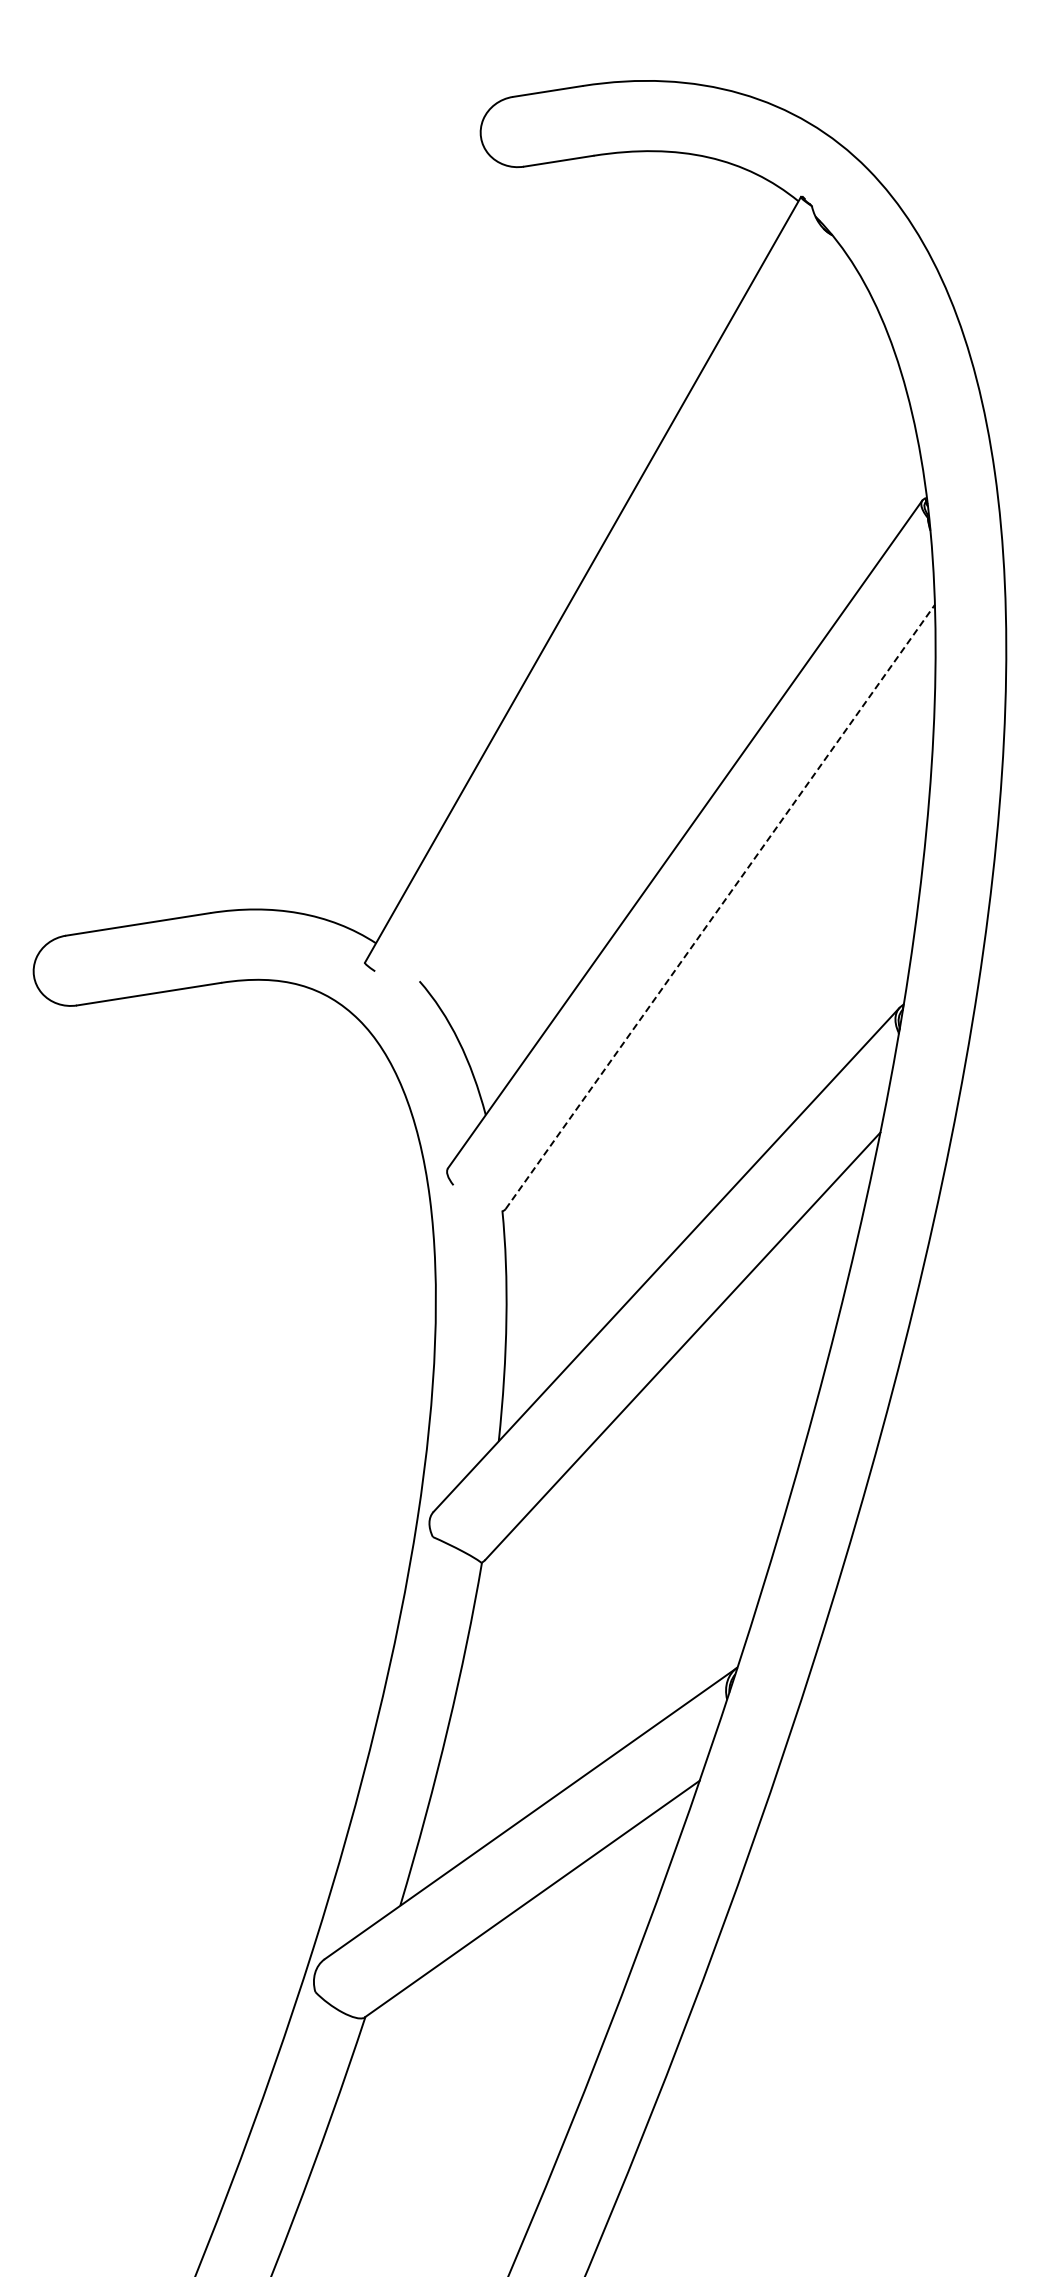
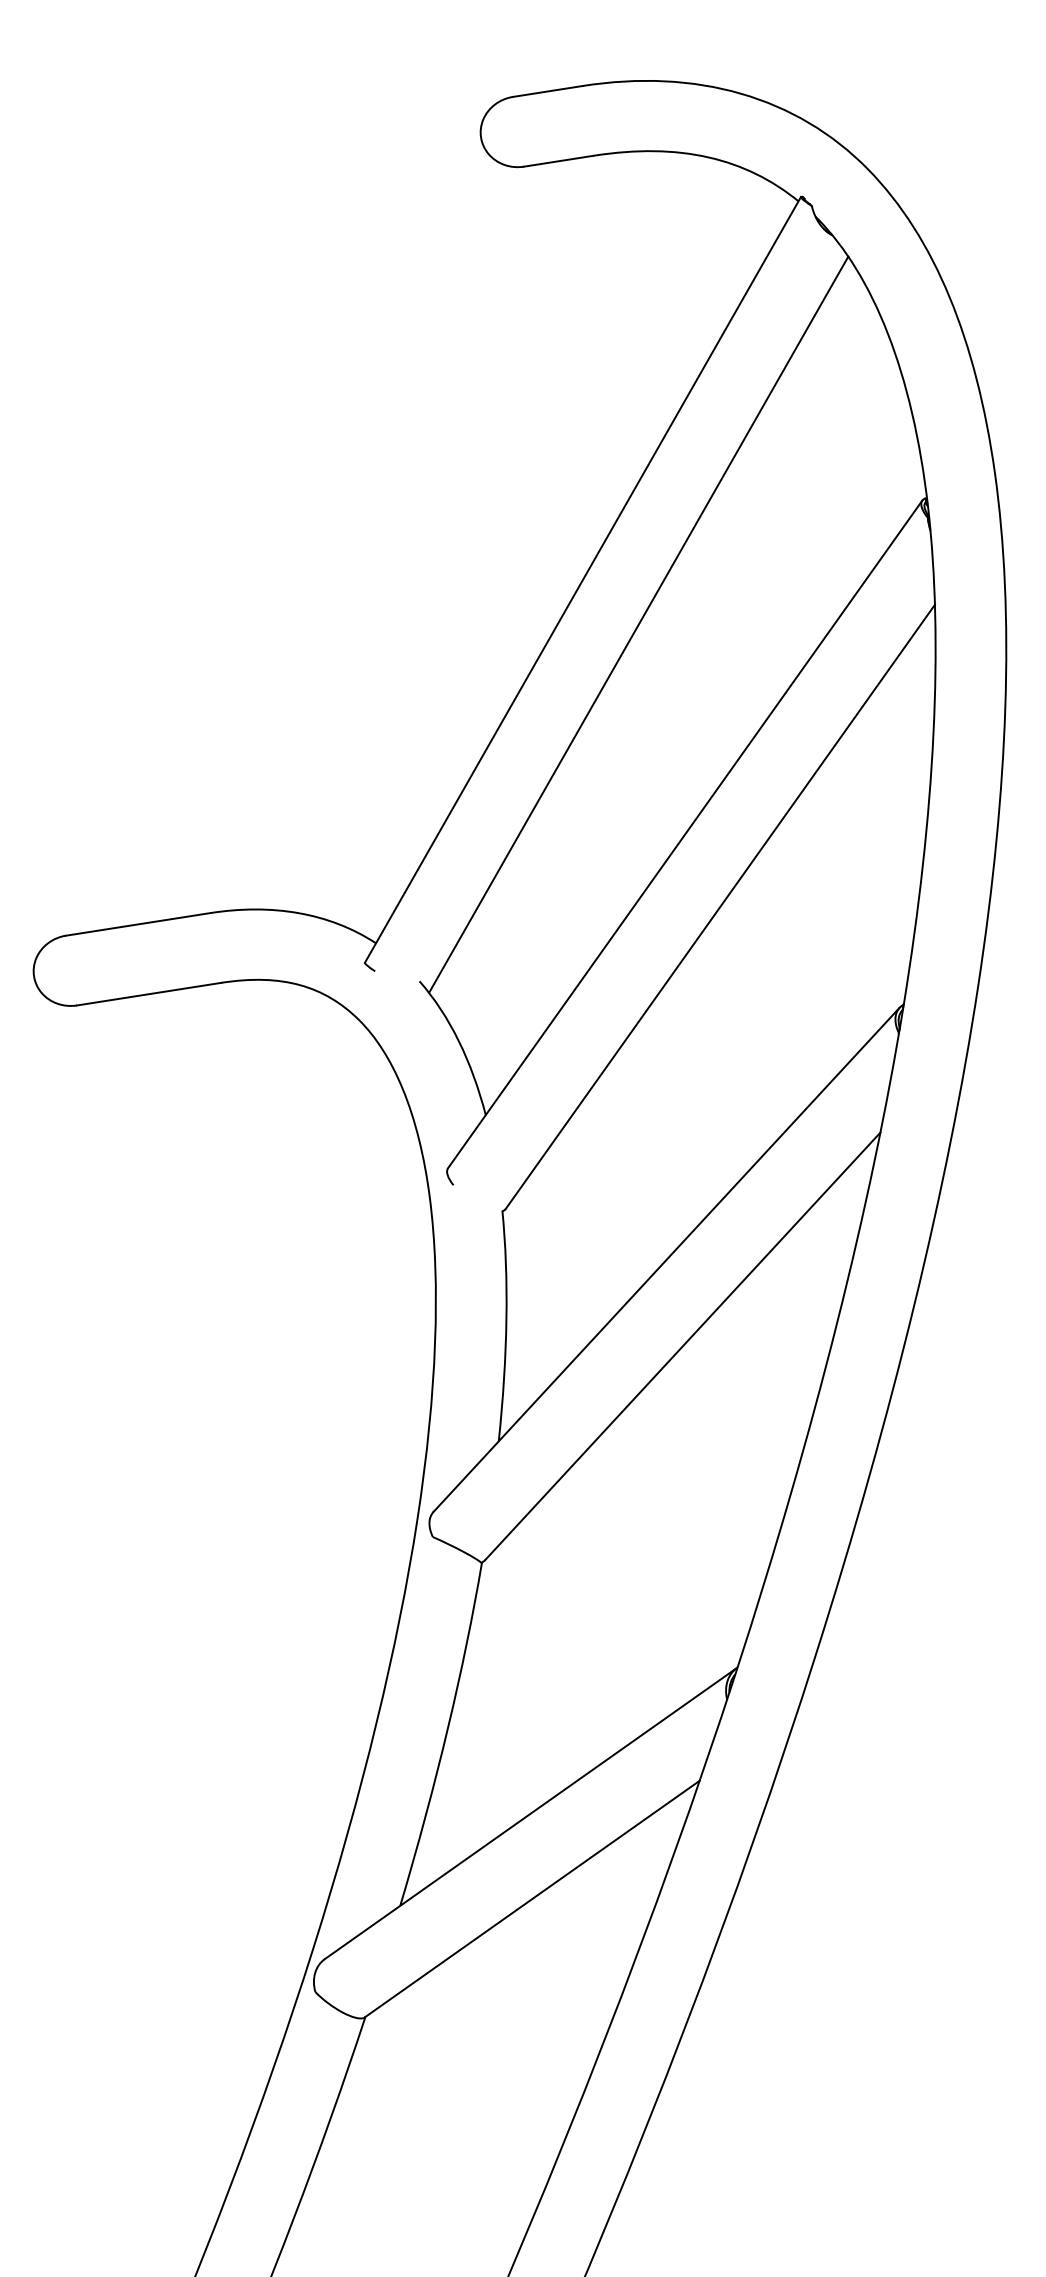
line: none -> present (638, 624)
line: dashed -> solid (720, 906)
